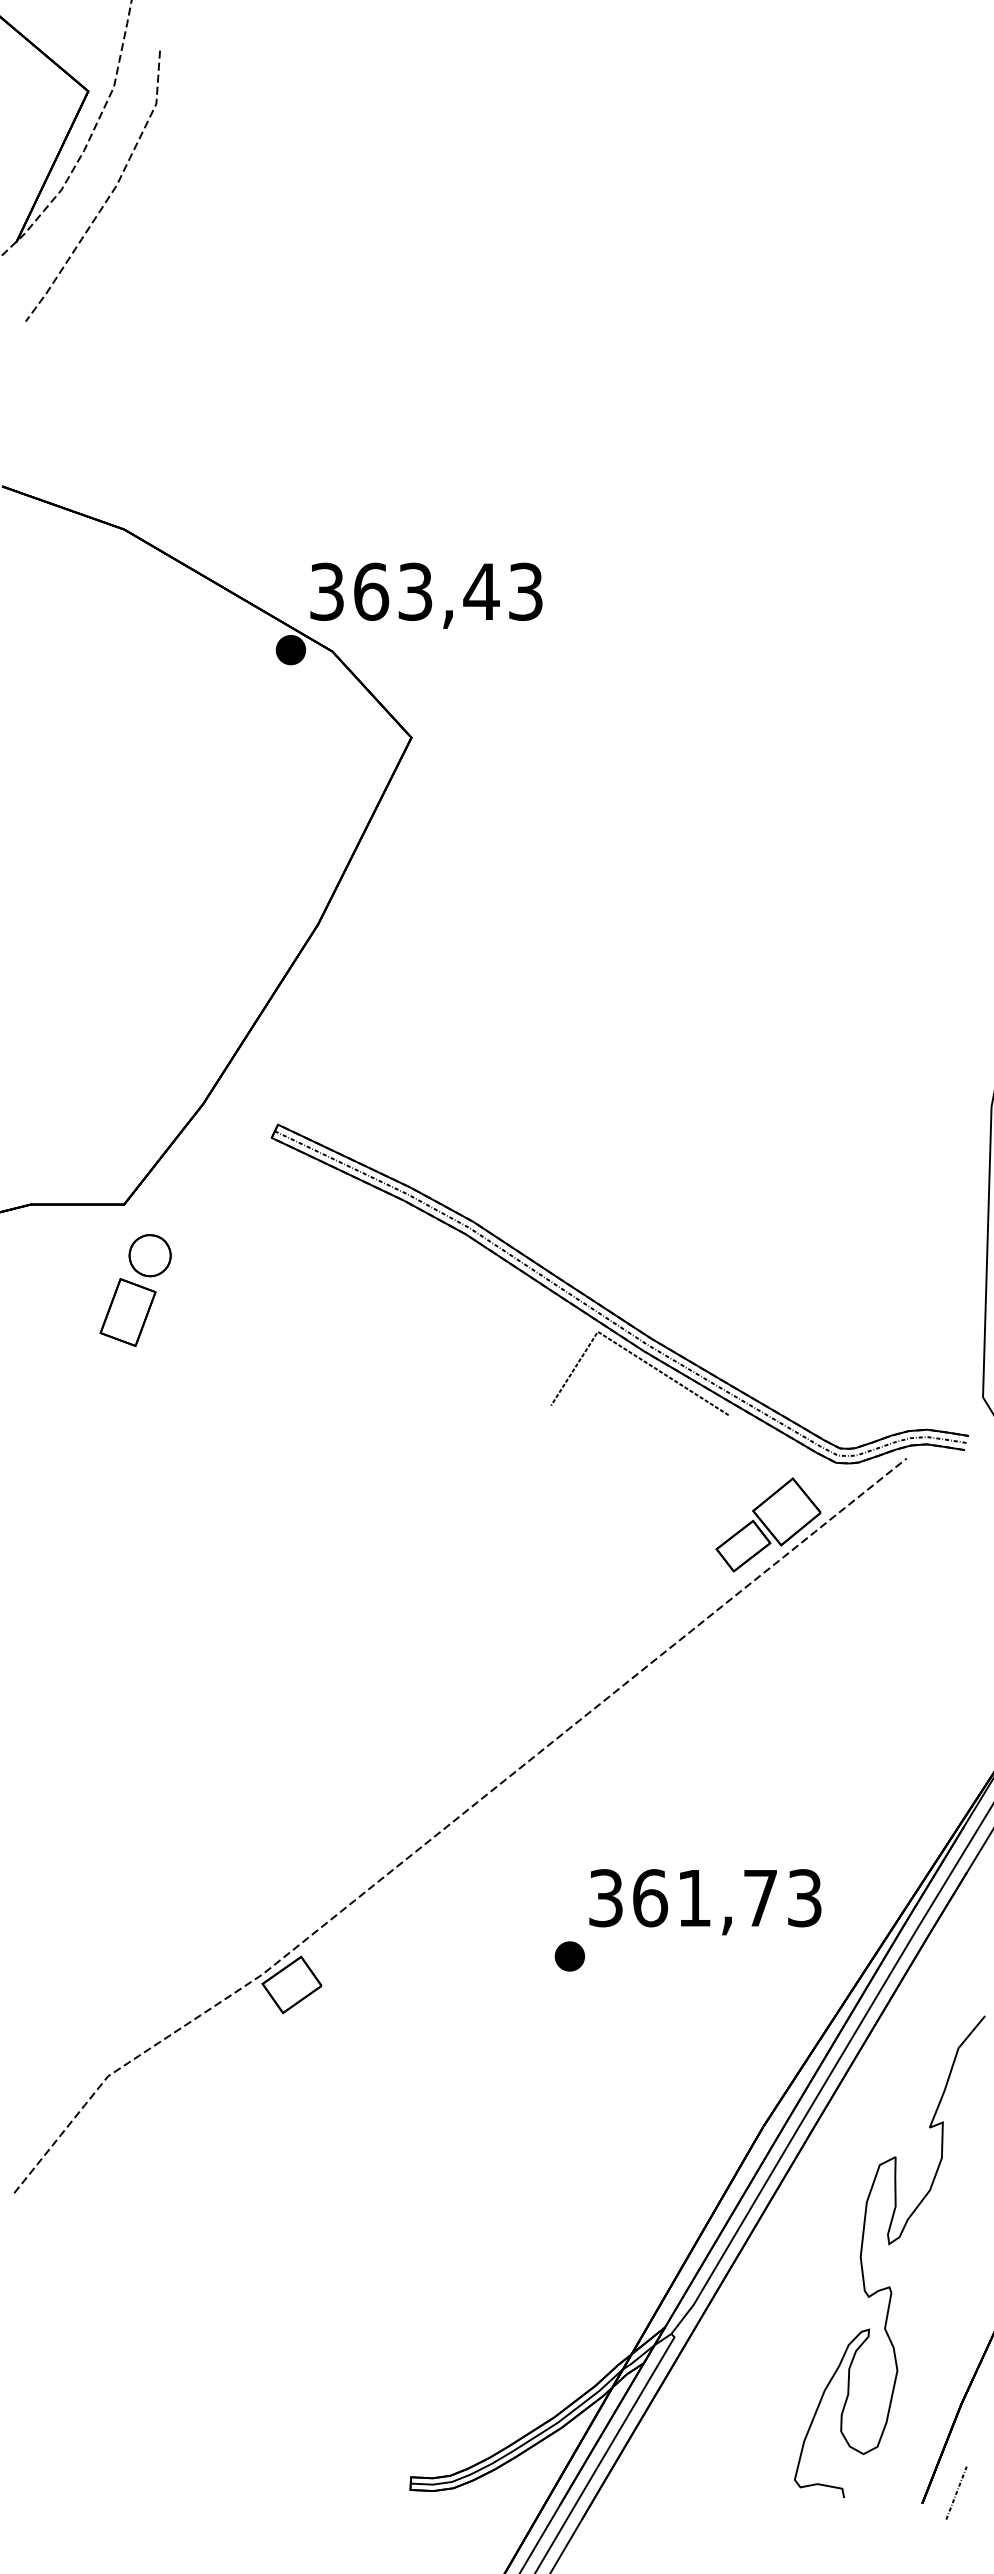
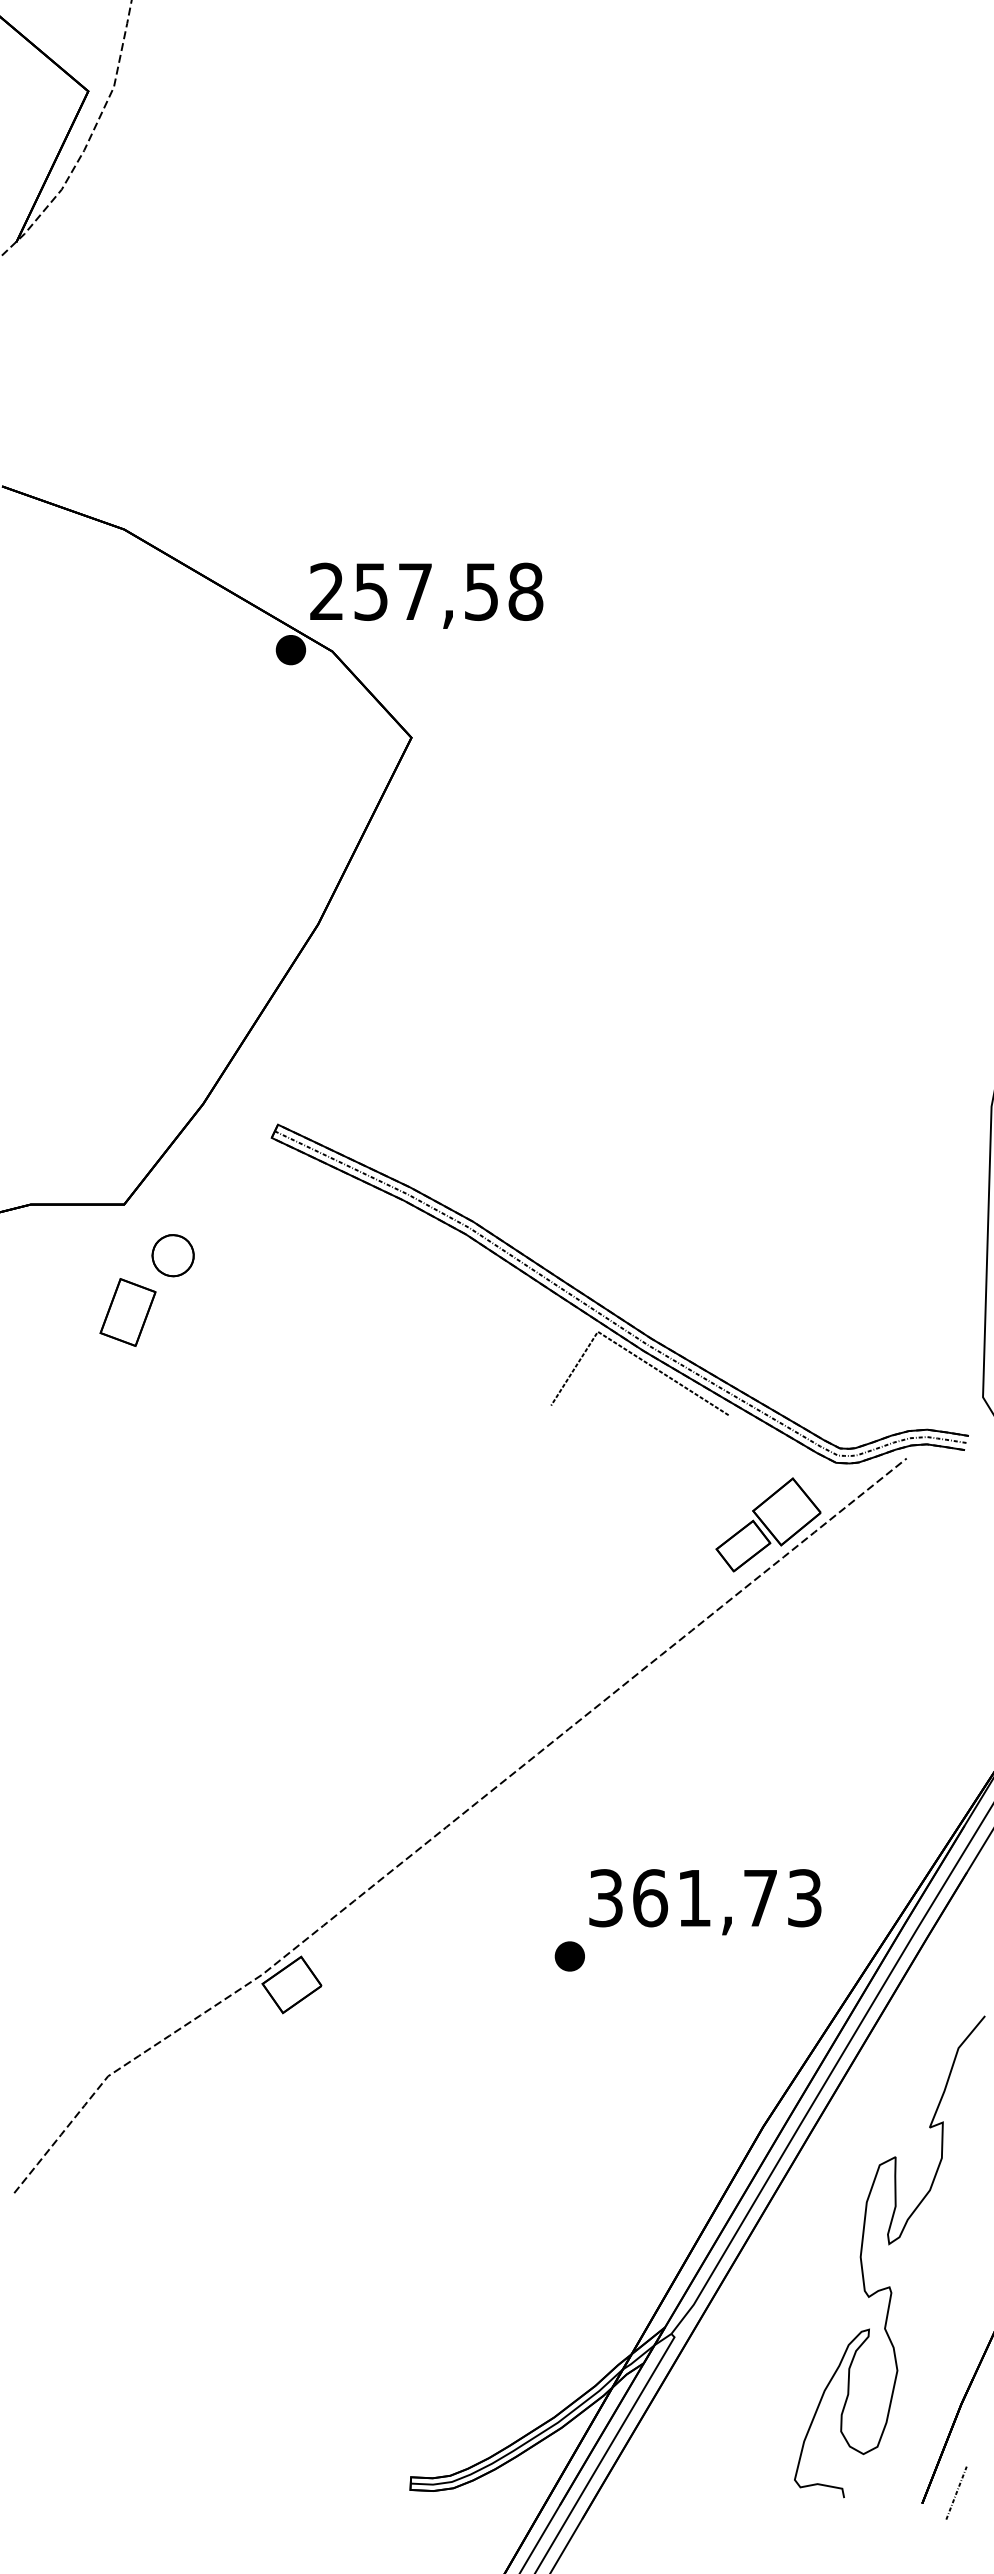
curve: present -> none (107, 197)
text: 363,43 -> 257,58 (426, 591)
part position: (149, 1255) -> (172, 1255) (172, 1255)
